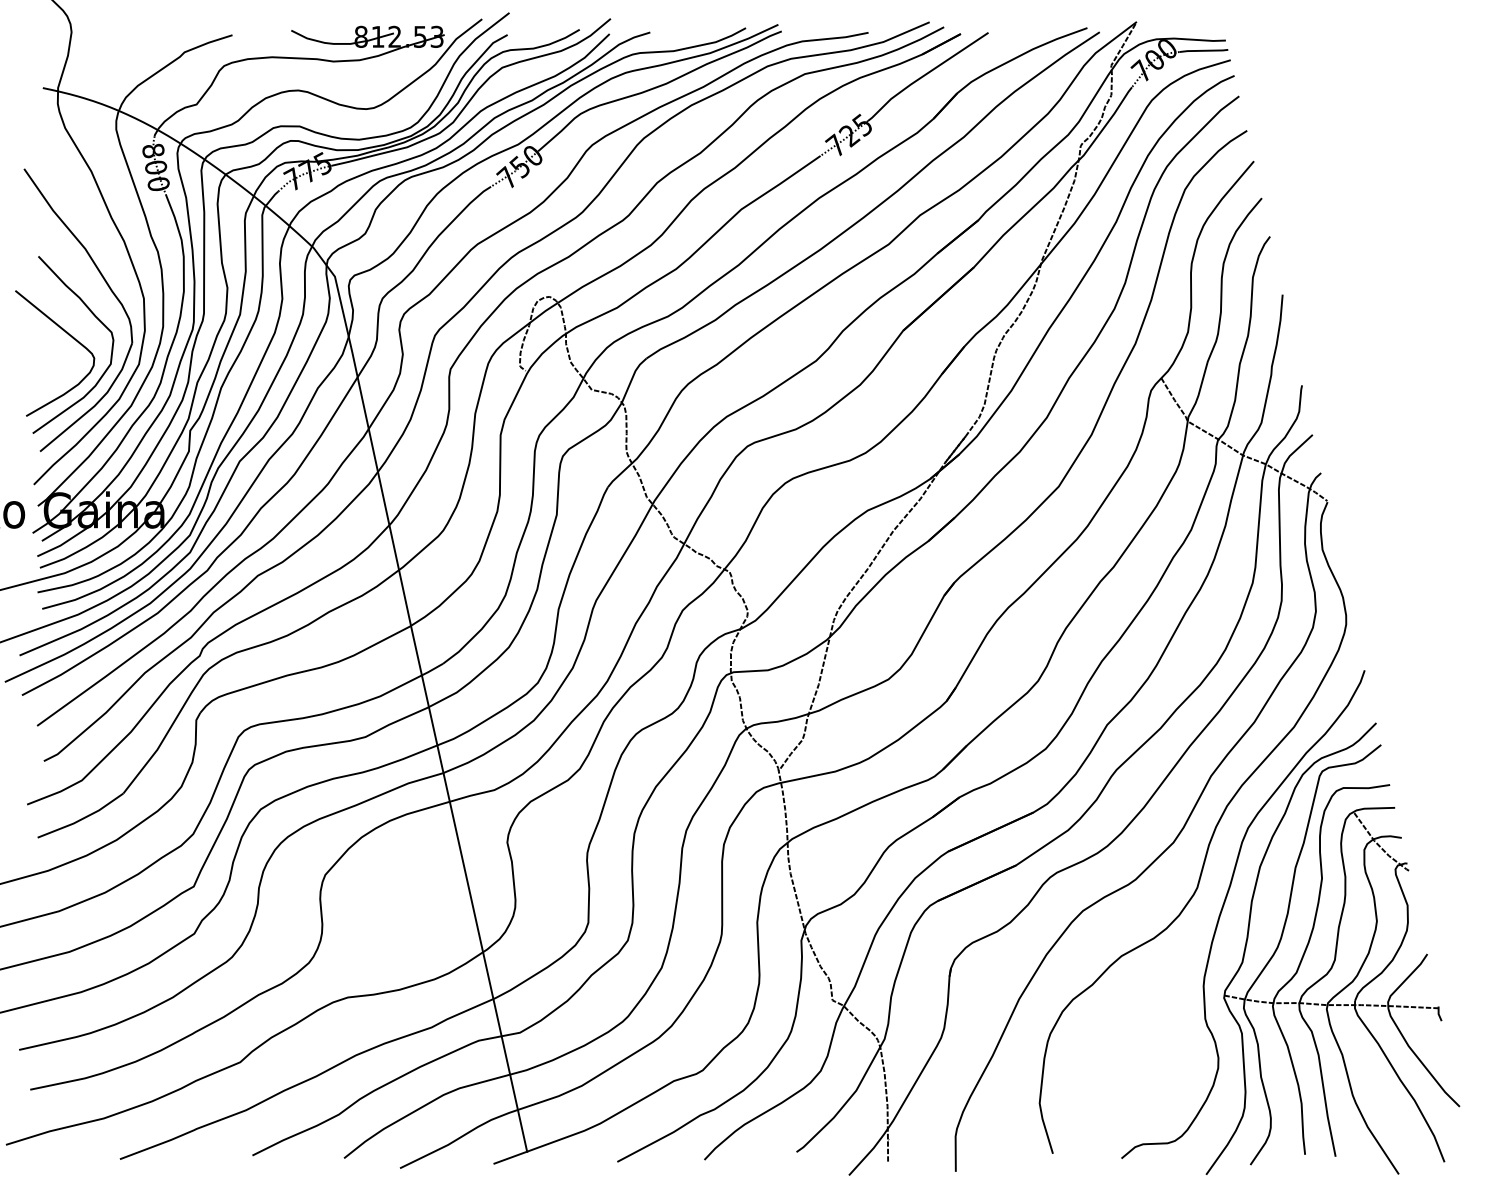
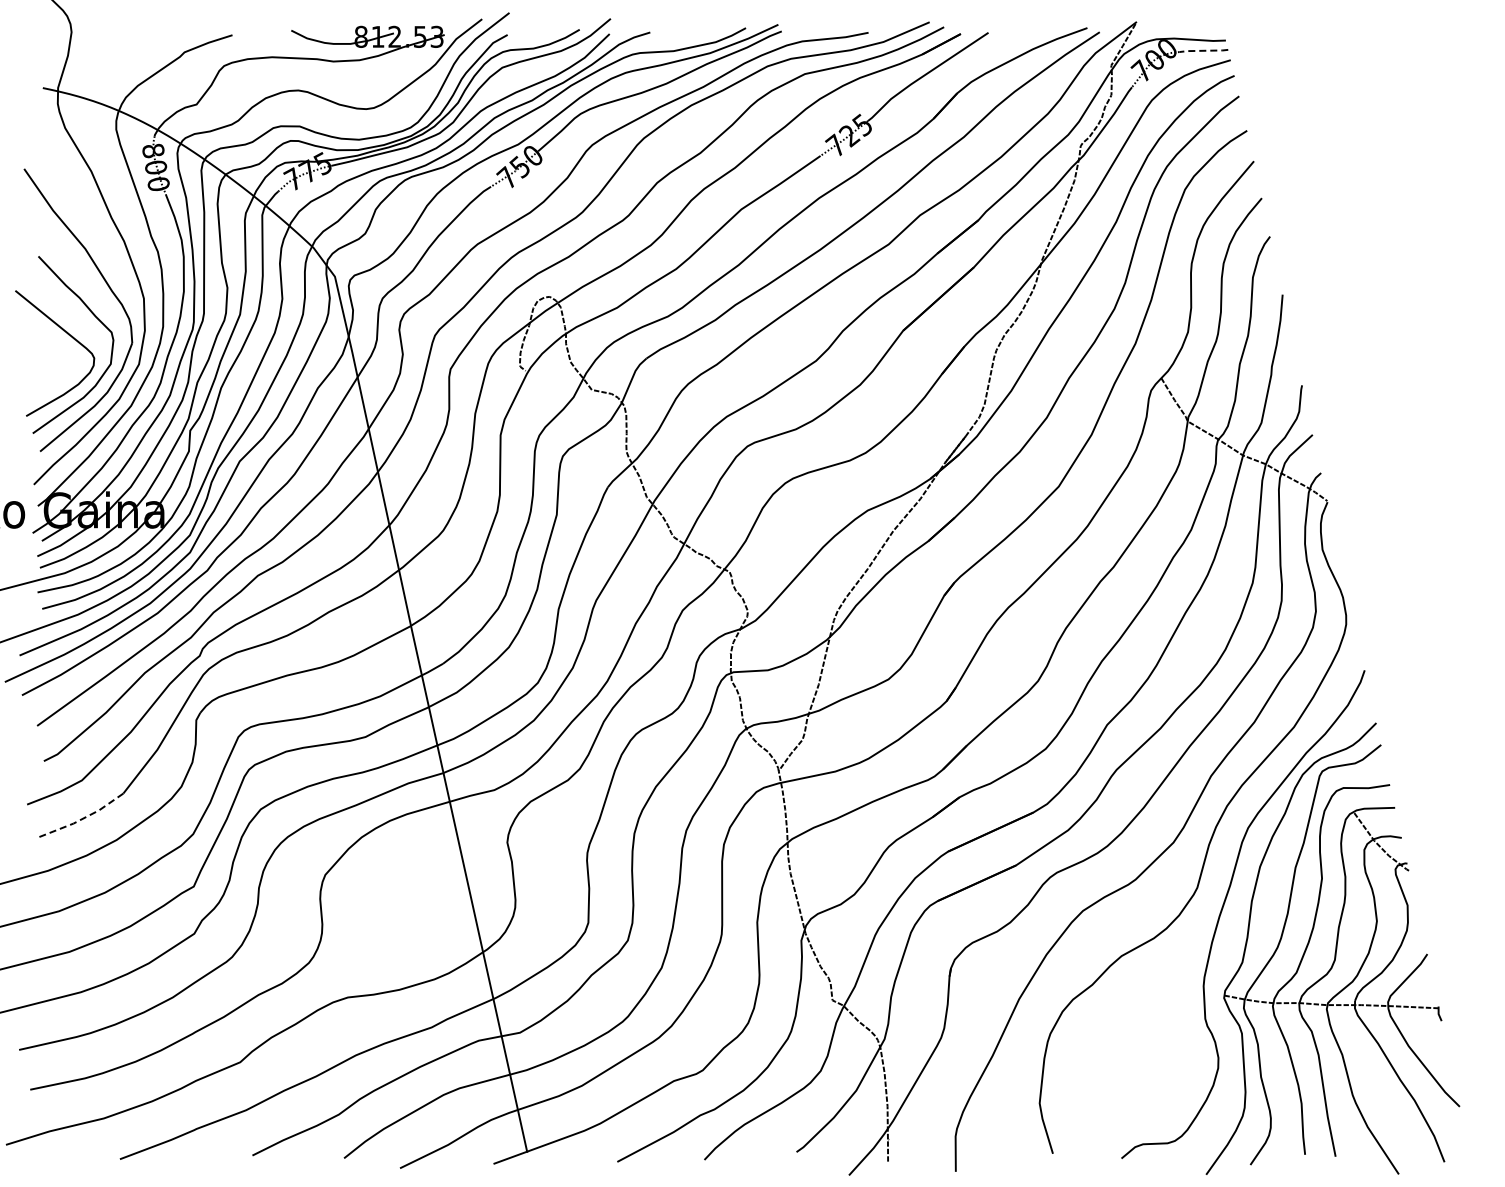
line: solid -> dashed (1204, 50)
line: solid -> dashed (82, 819)
